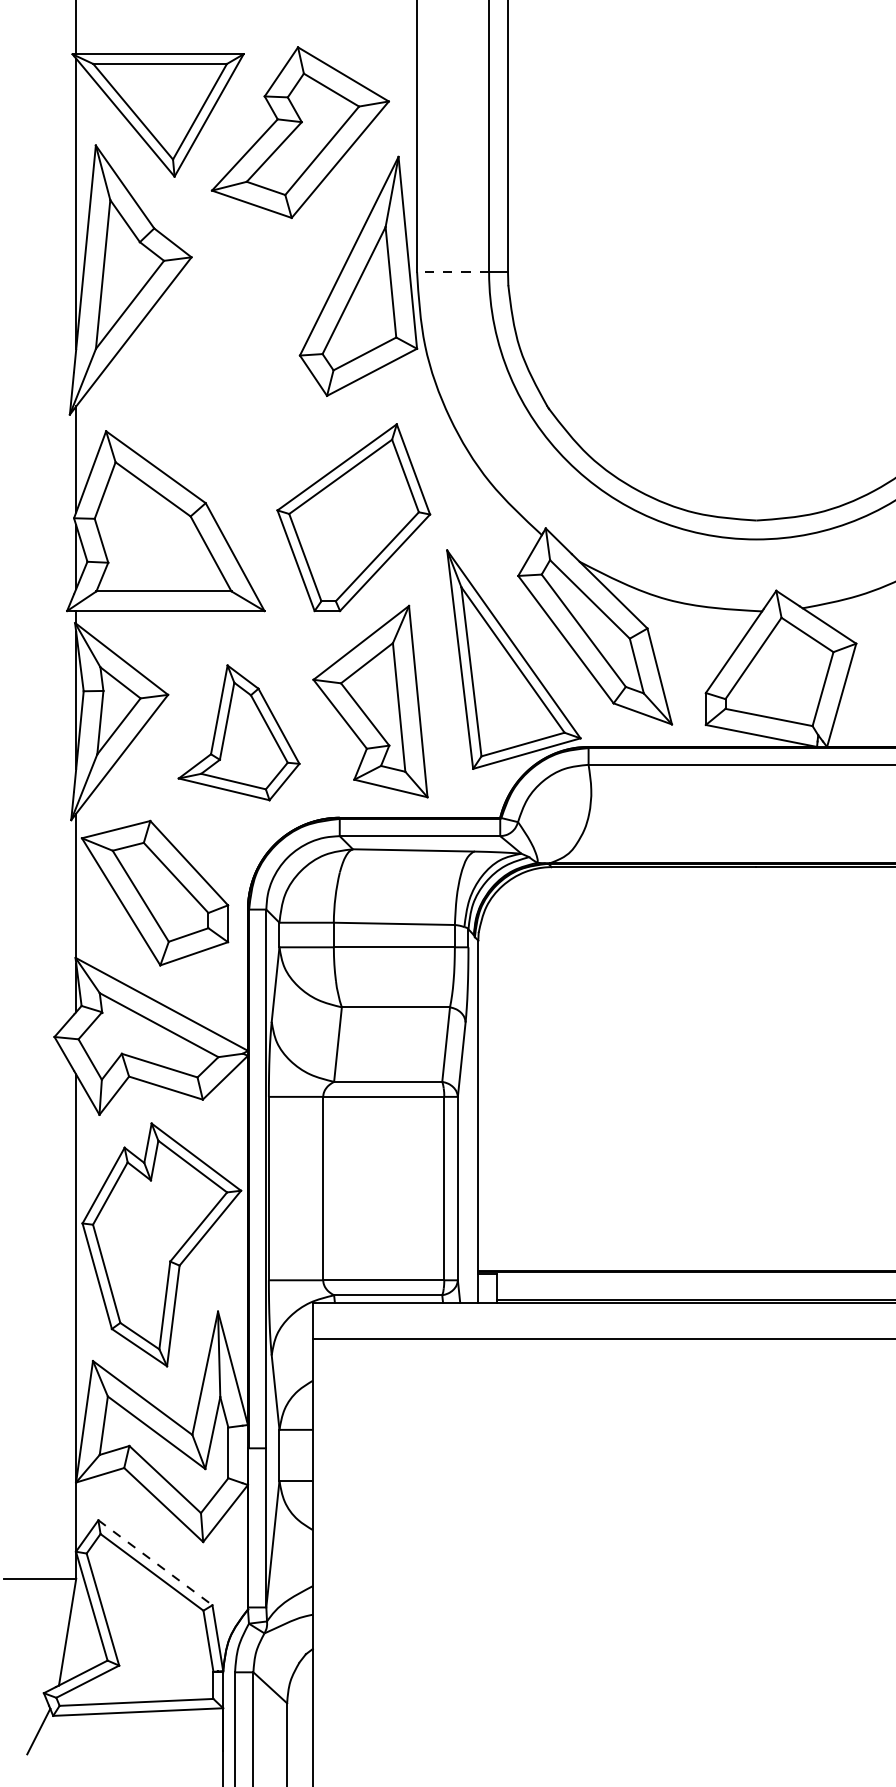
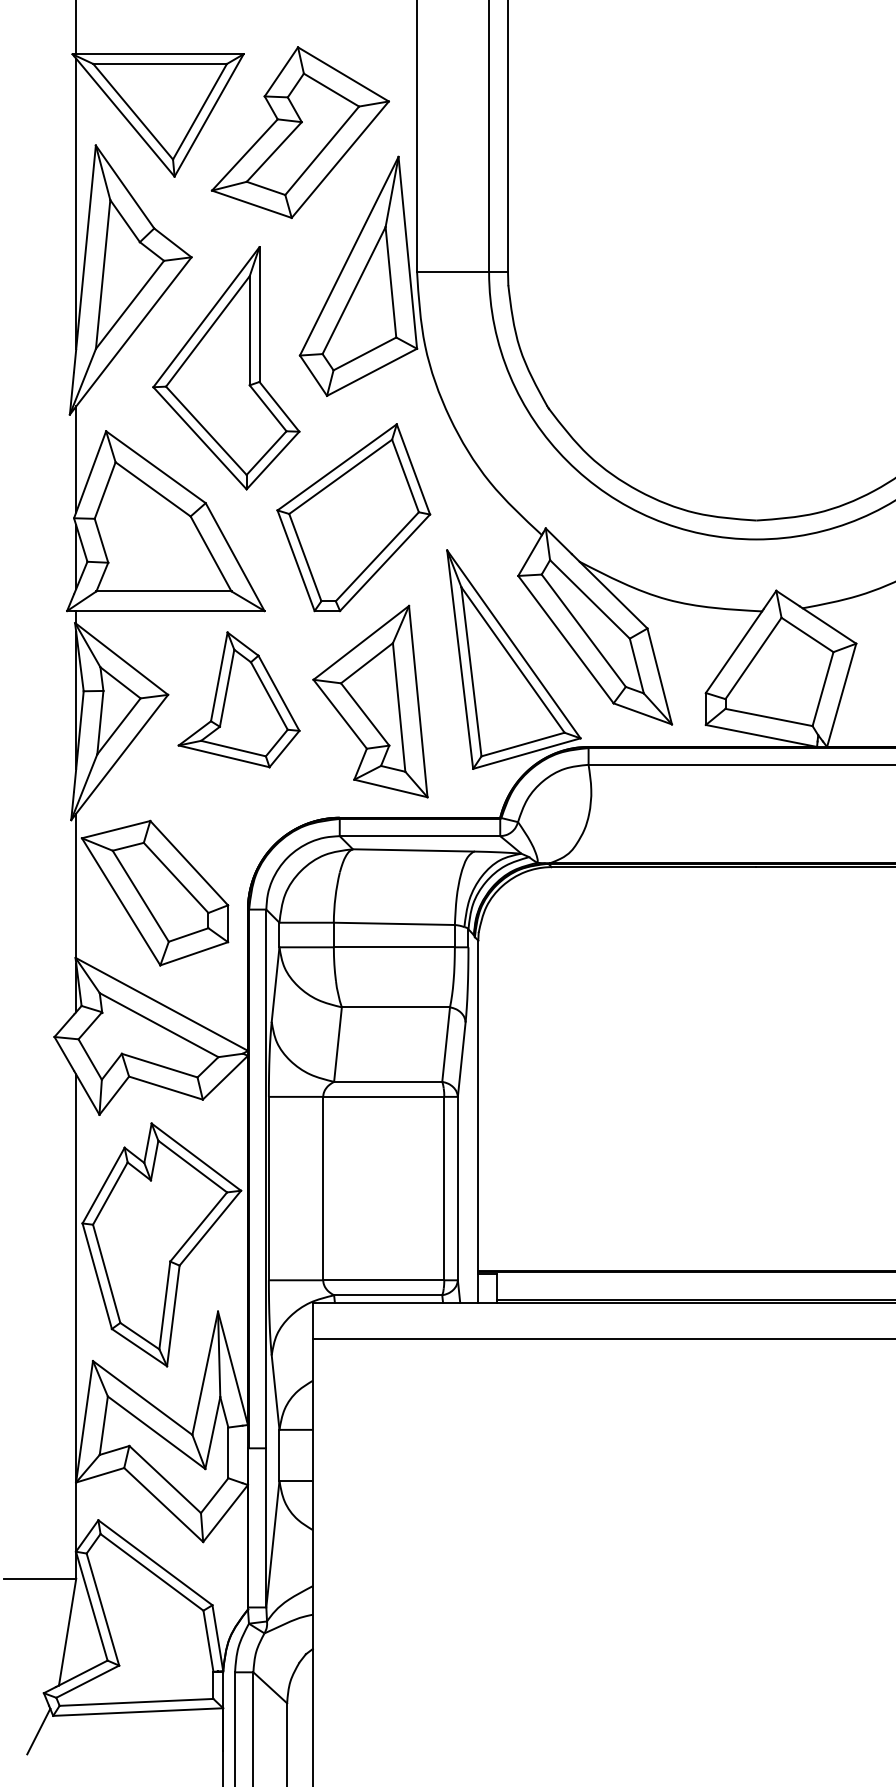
line: dashed -> solid (452, 272)
part: none -> present (226, 368)
part position: (238, 732) -> (238, 699) (238, 699)
line: dashed -> solid (155, 1563)
